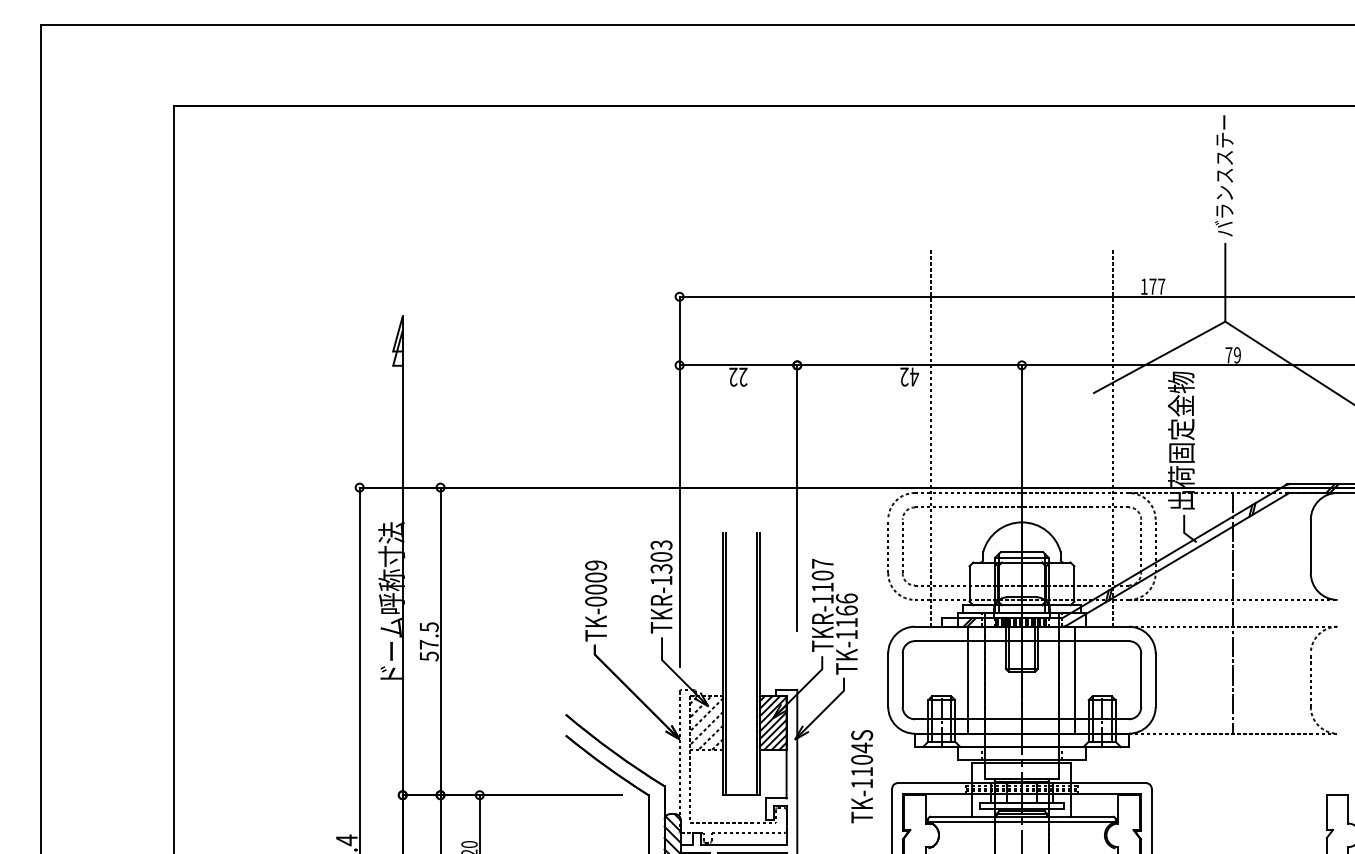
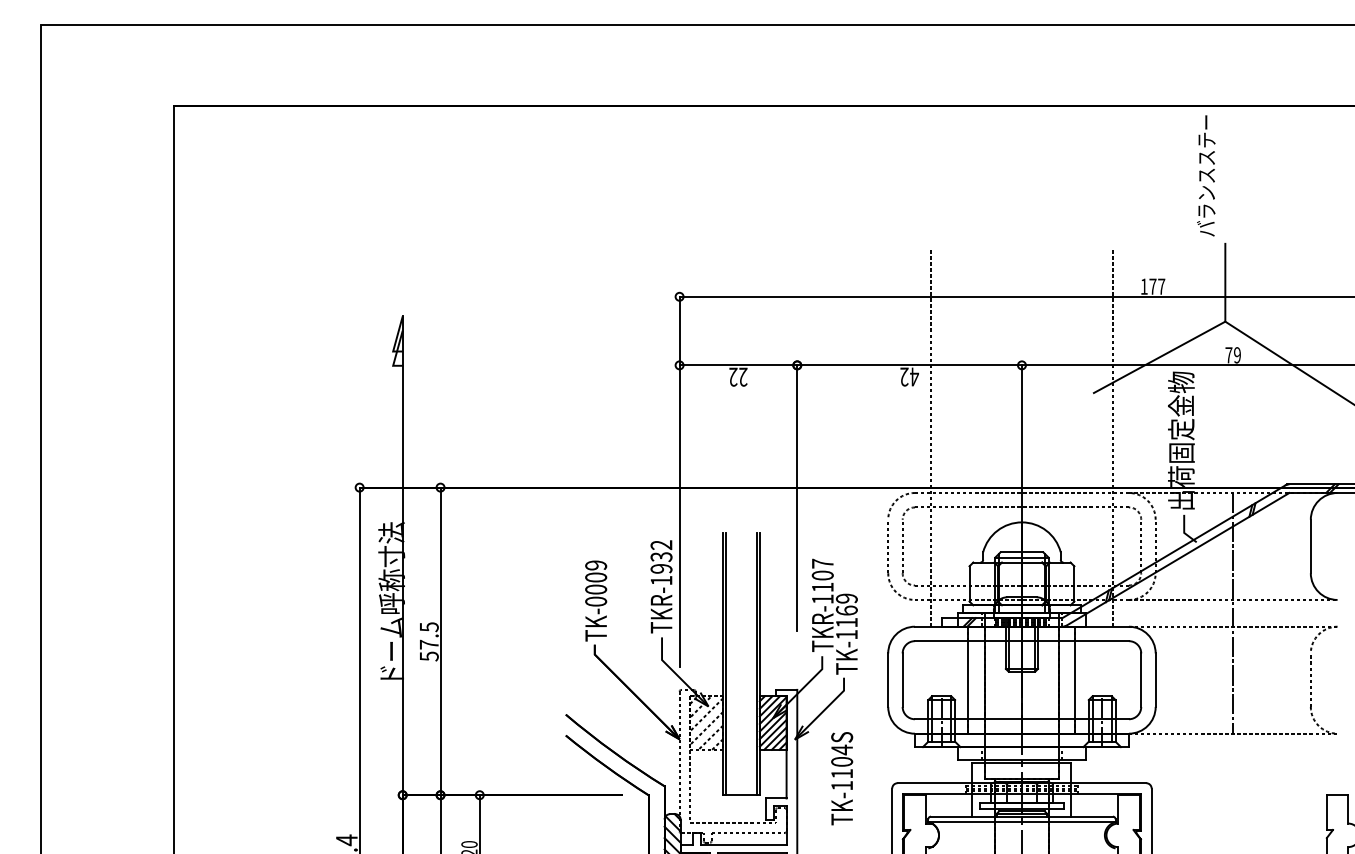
text position: (1224, 175) -> (1206, 175) (1206, 175)
text: TKR-1303 -> TKR-1932 (661, 556)
text: TK-1166 -> TK-1169 (846, 598)
text position: (862, 776) -> (842, 778) (842, 778)
